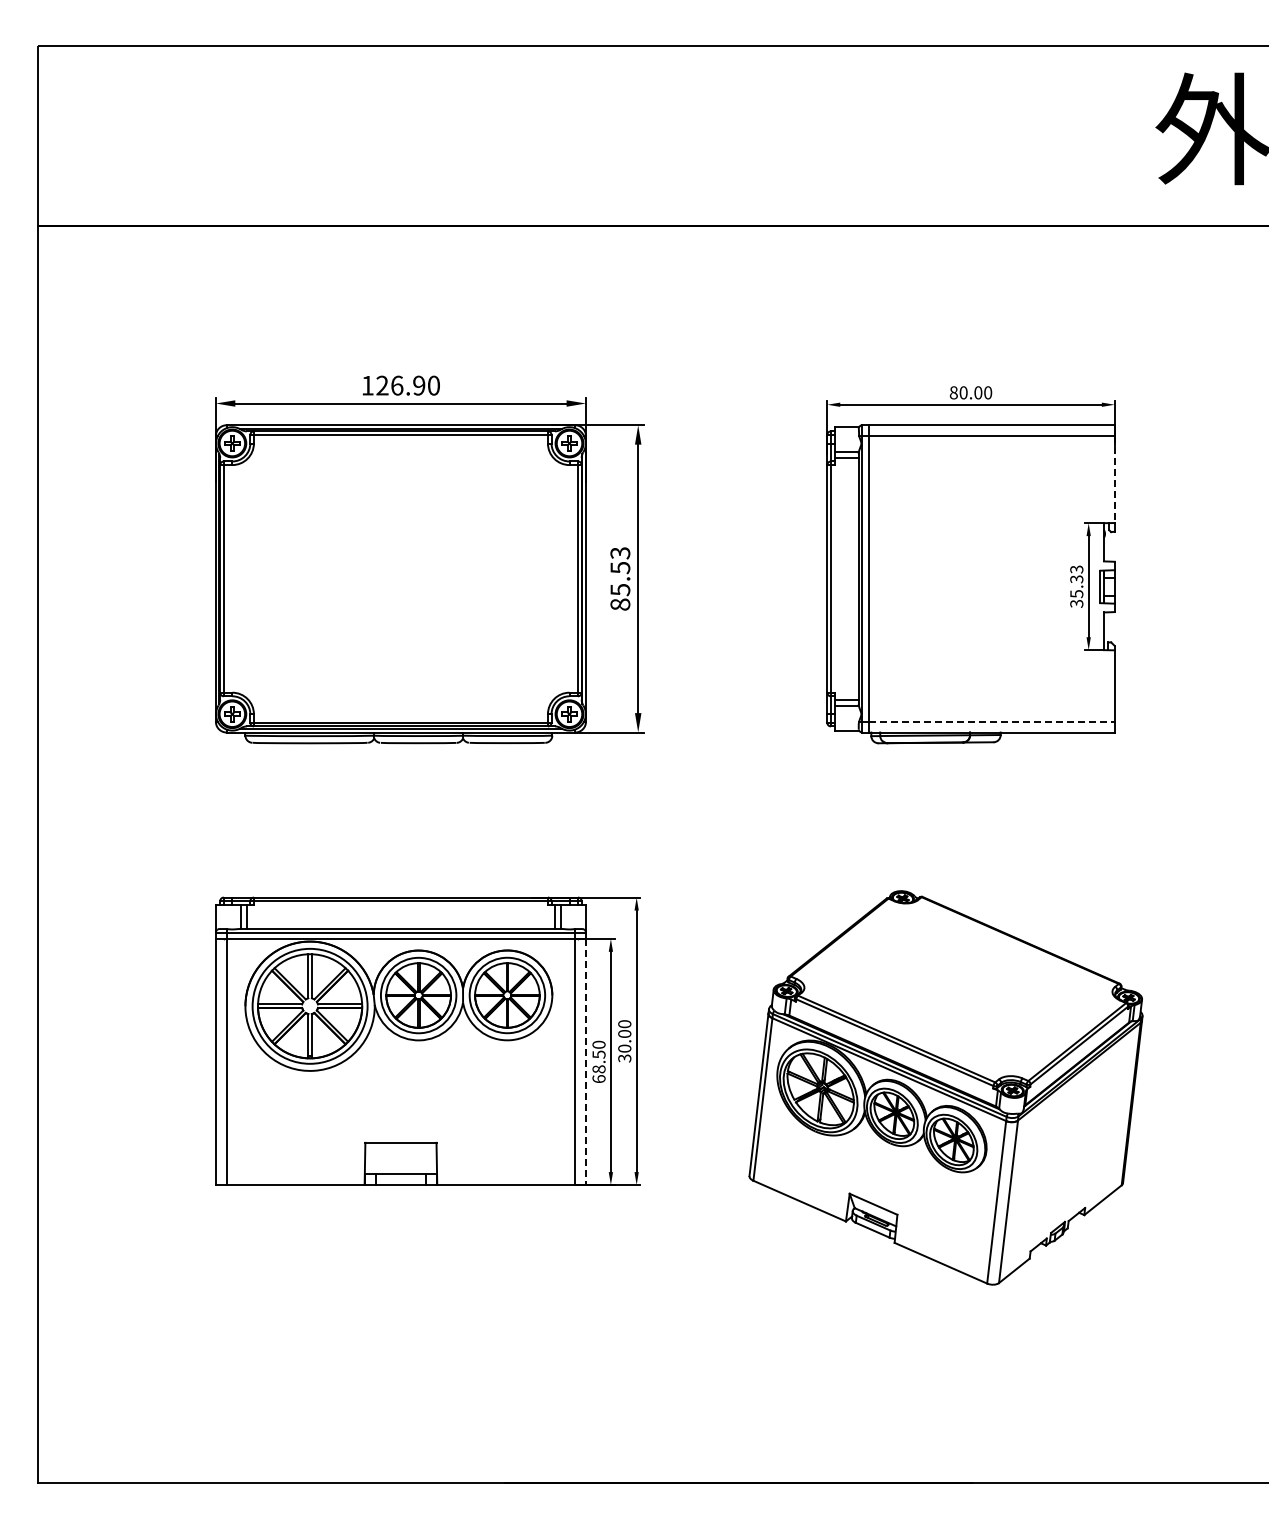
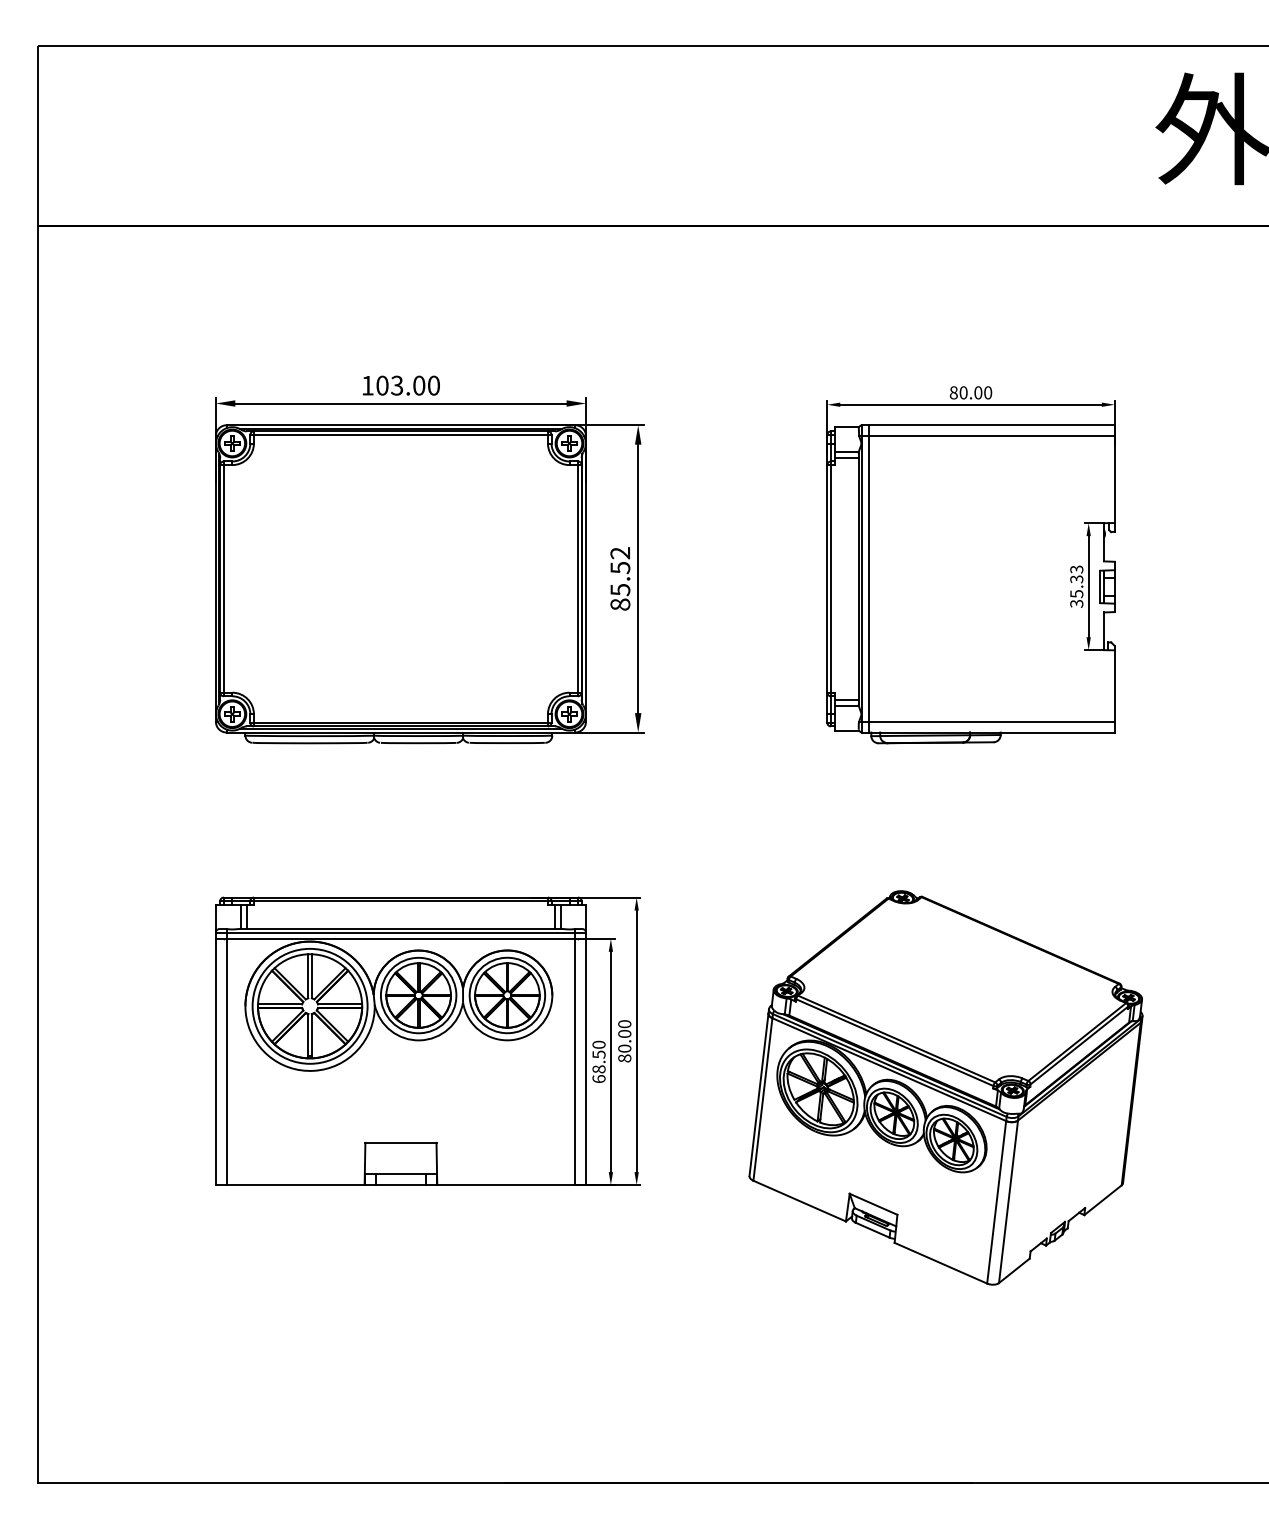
text: 126.90 -> 103.00 (400, 385)
line: dashed -> solid (1114, 480)
text: 85.53 -> 85.52 (620, 553)
line: dashed -> solid (992, 721)
text: 30.00 -> 80.00 (624, 1058)
line: dashed -> solid (586, 1062)
